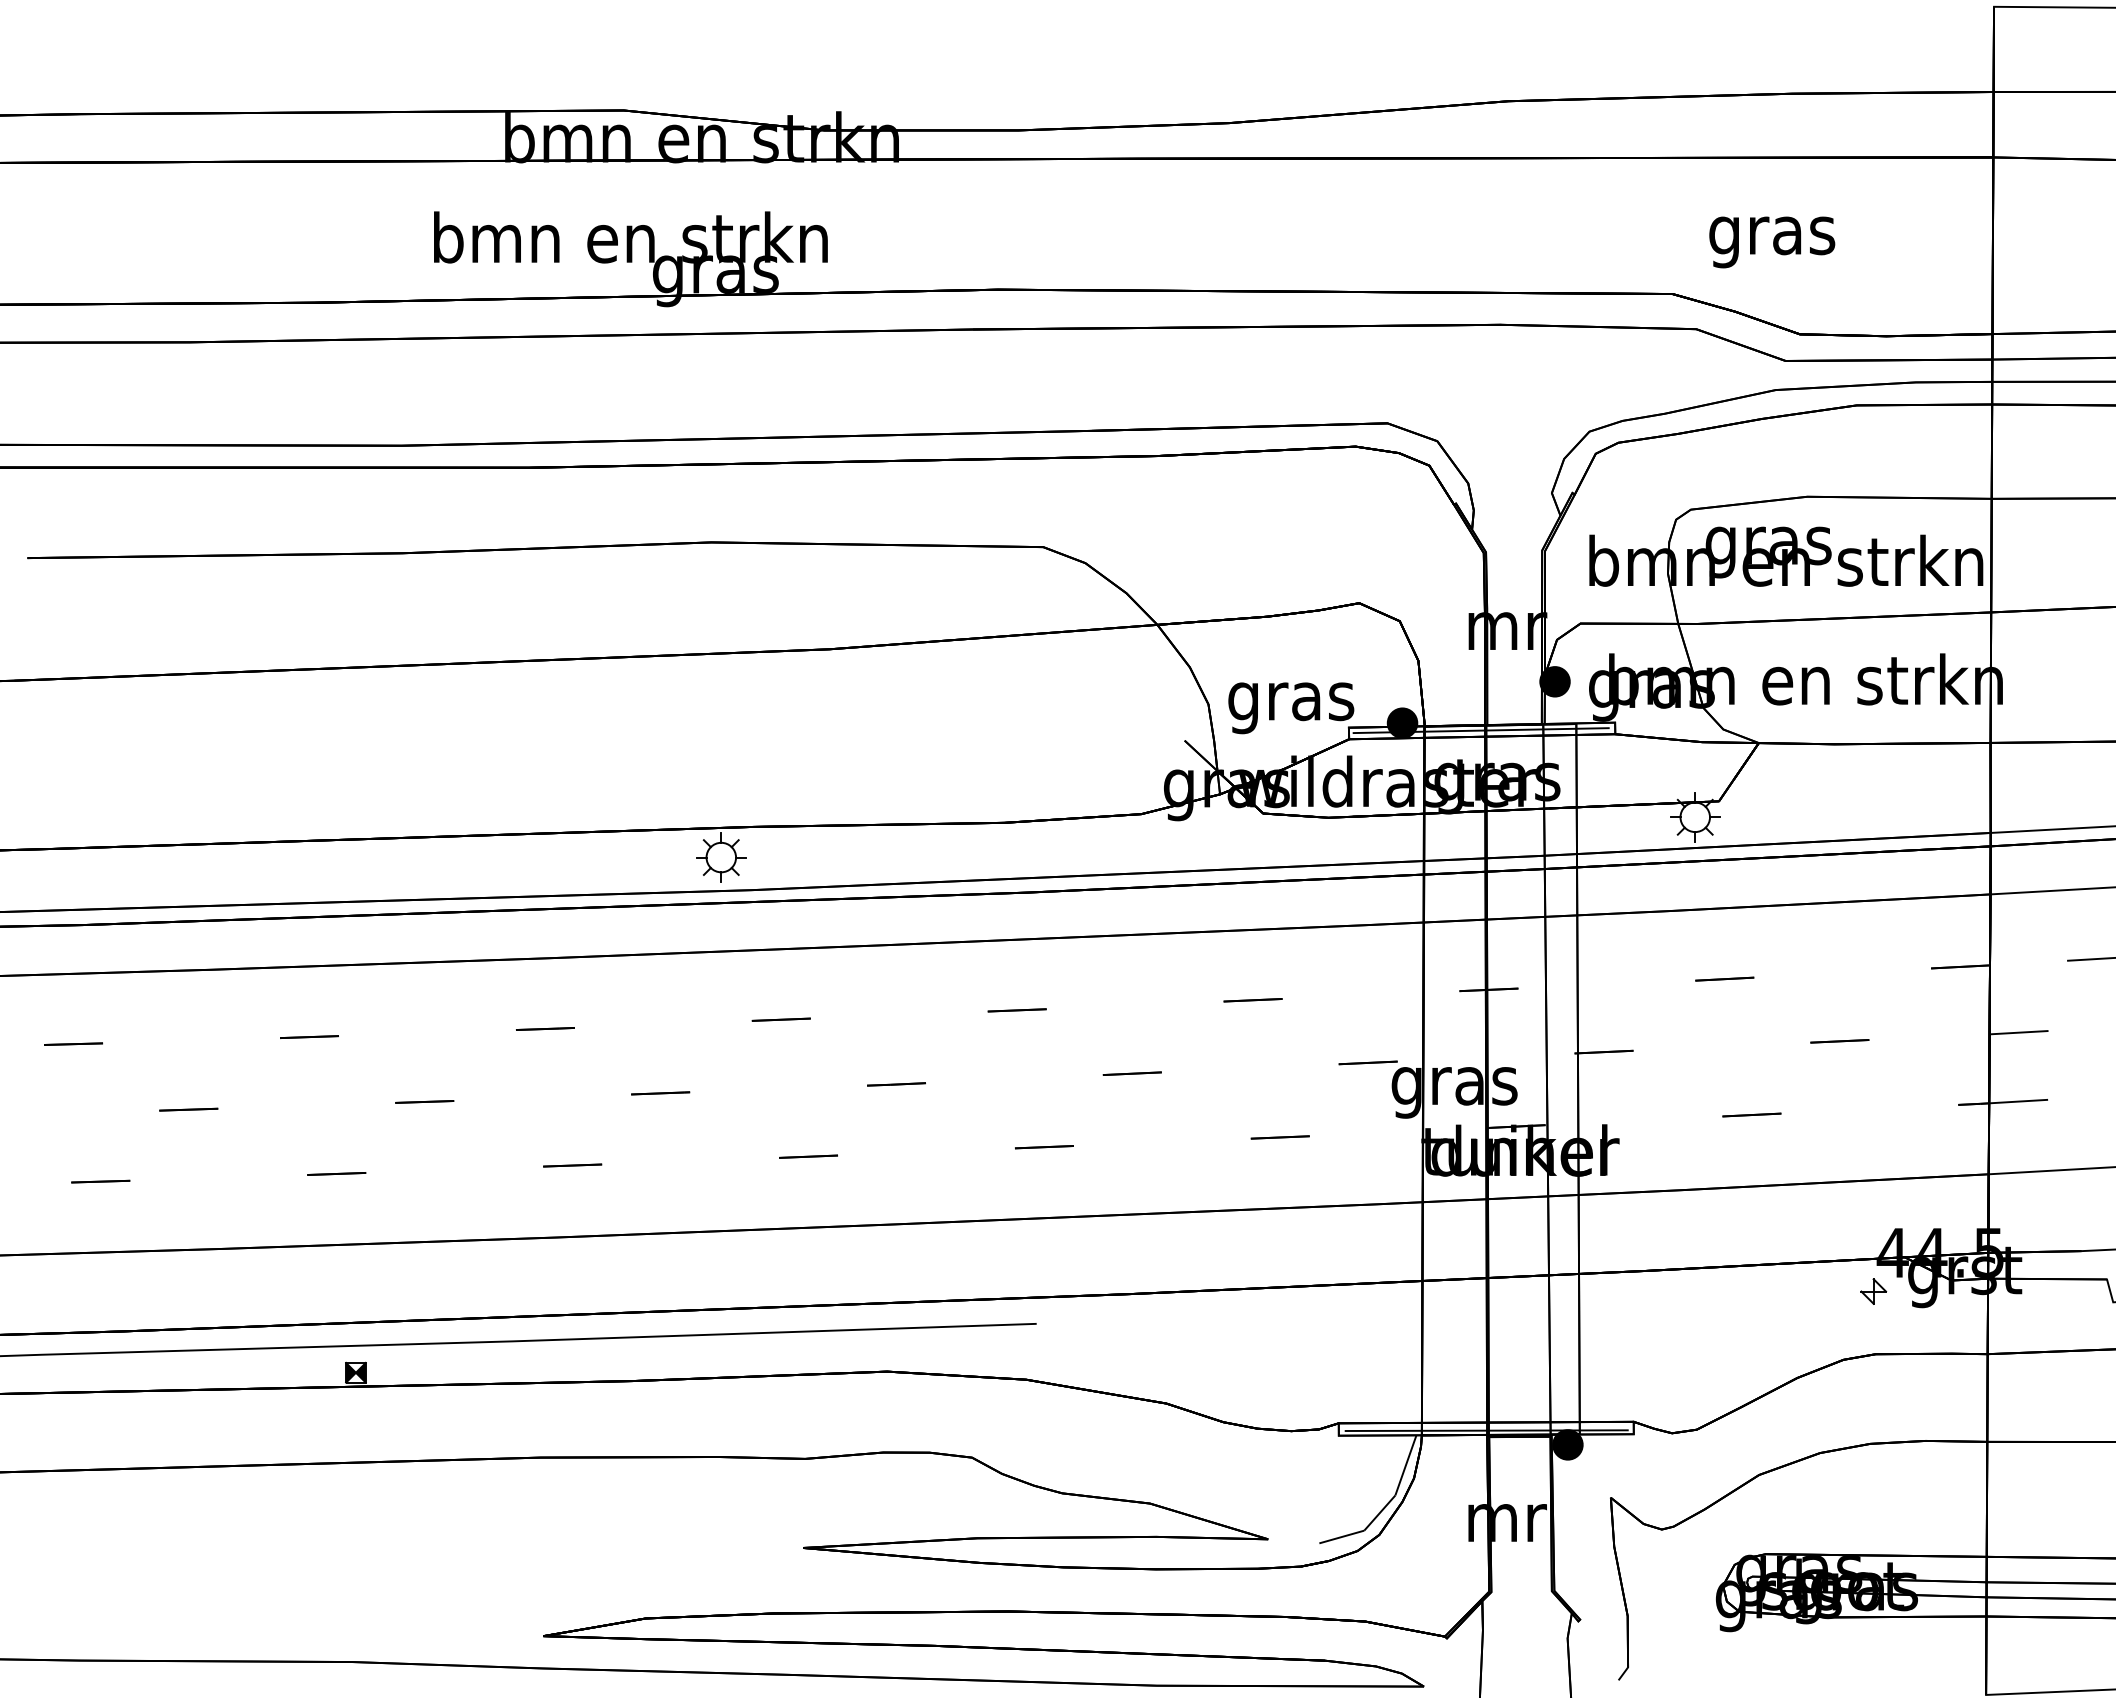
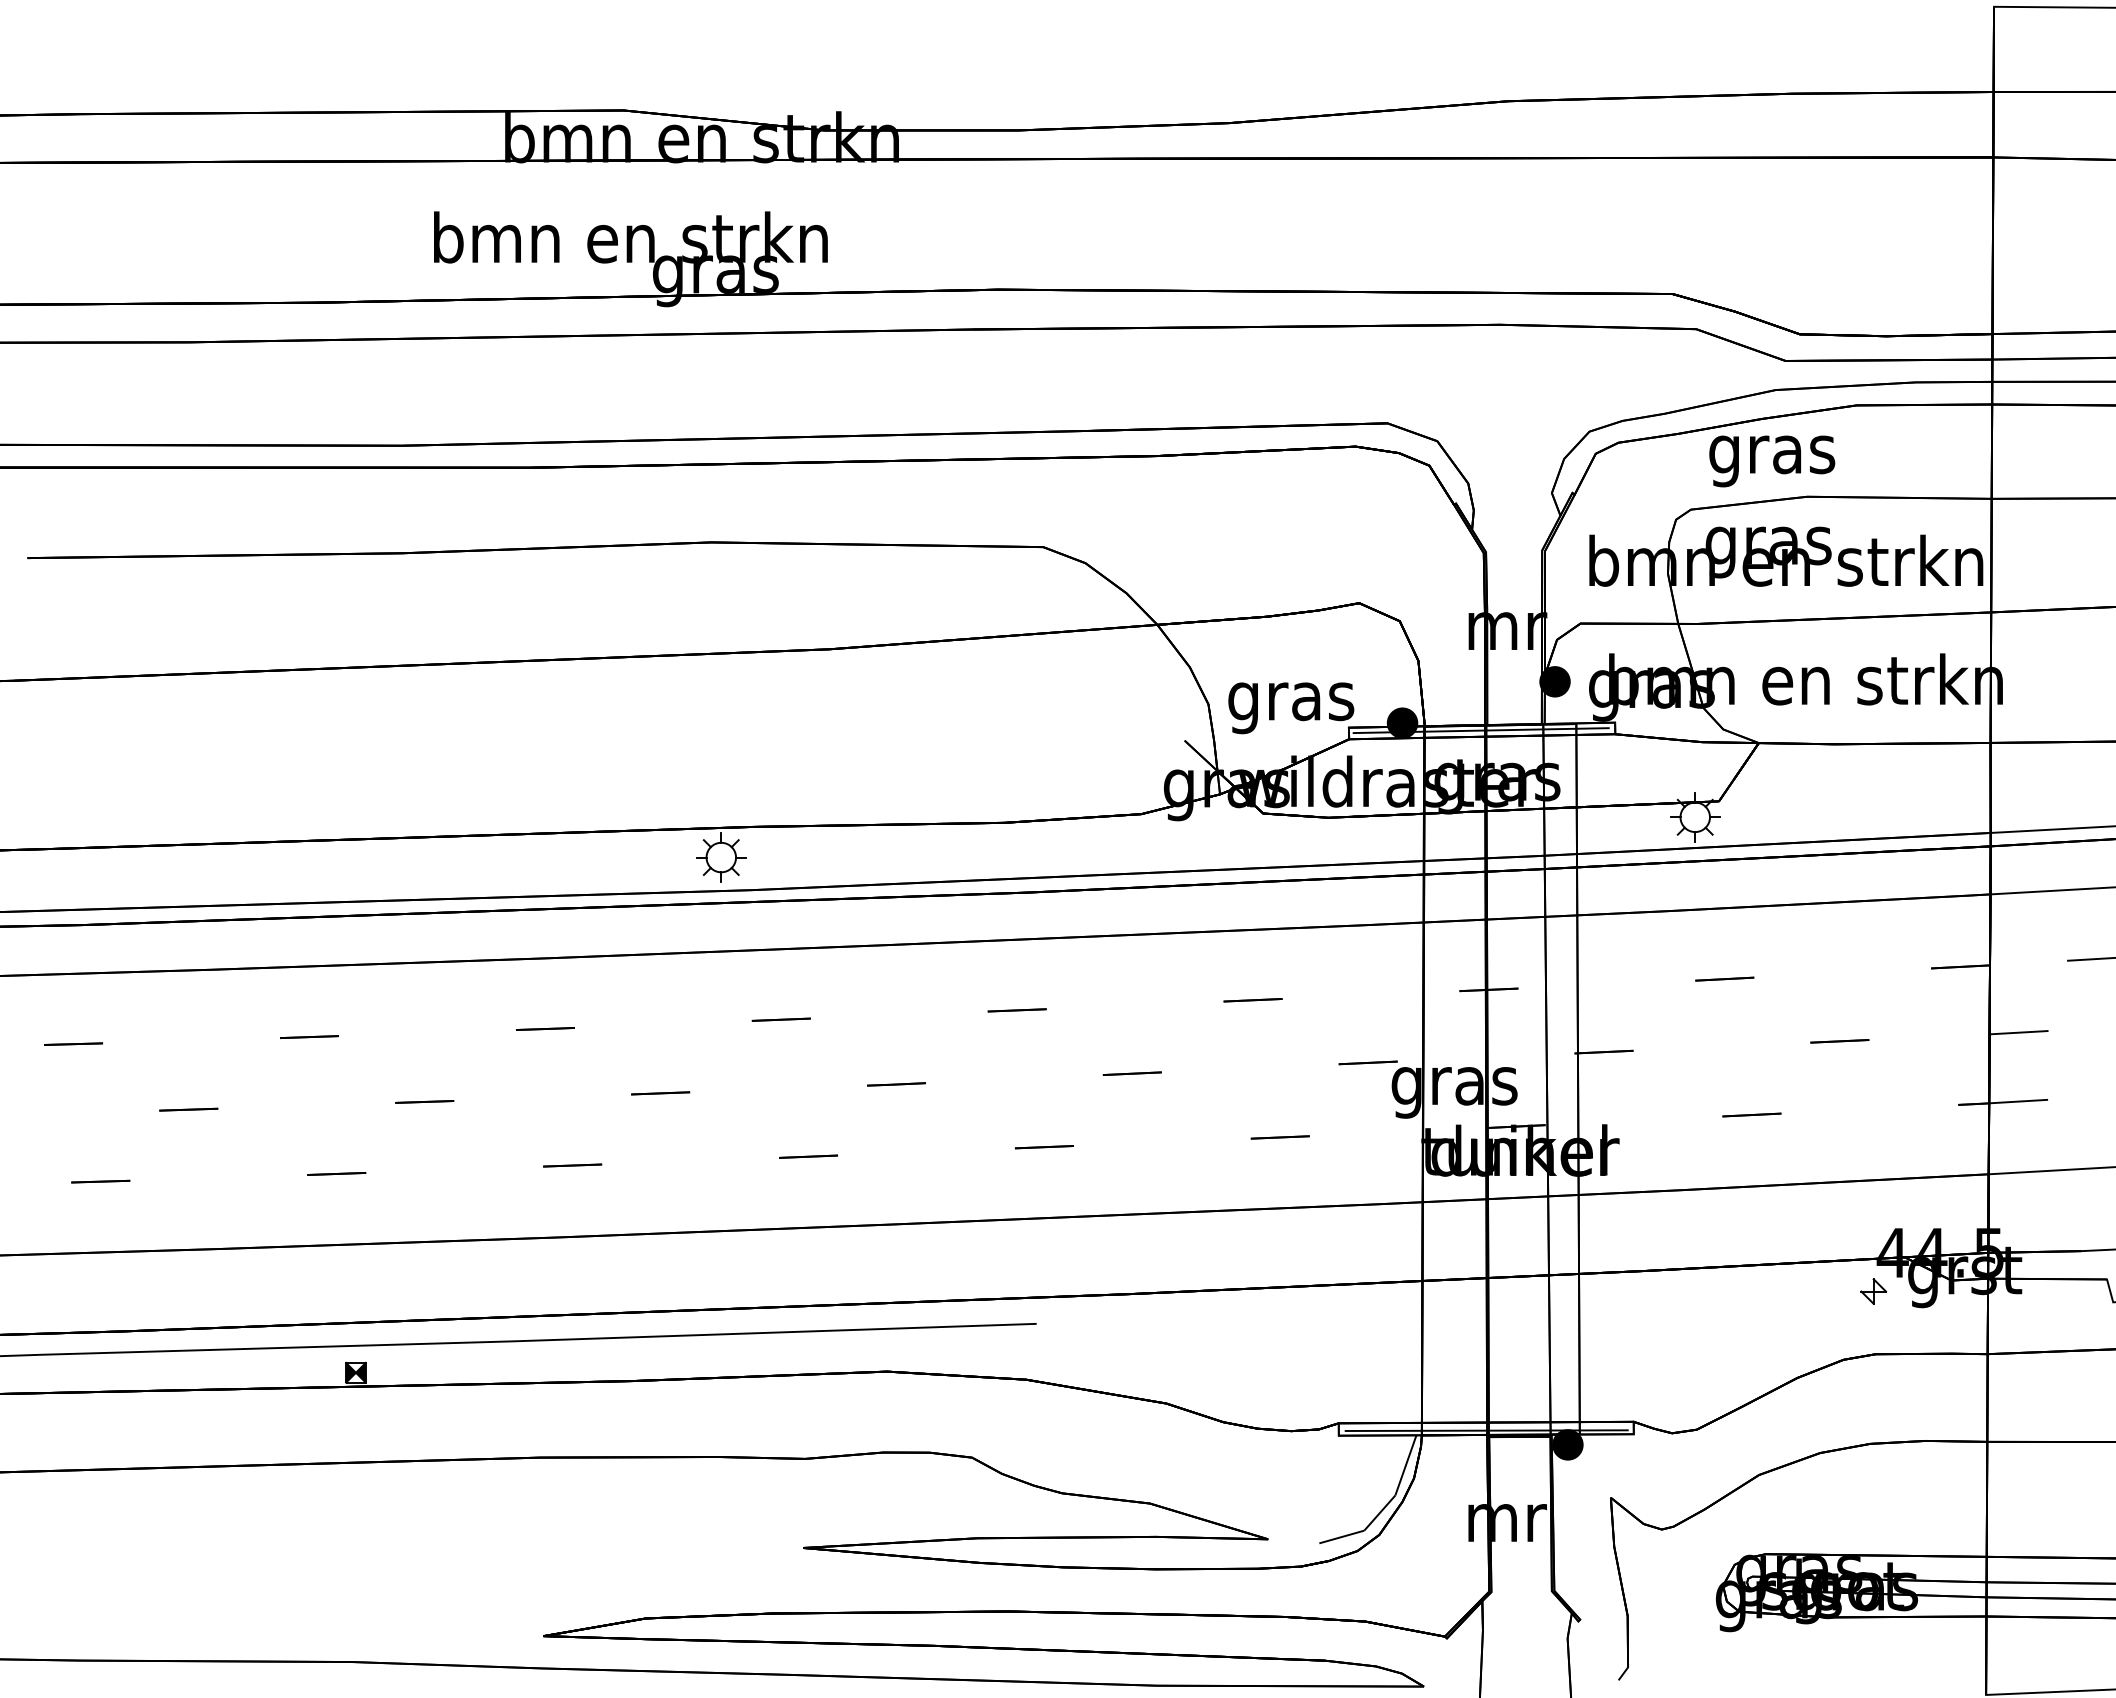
text position: (1772, 242) -> (1772, 461) (1772, 461)
